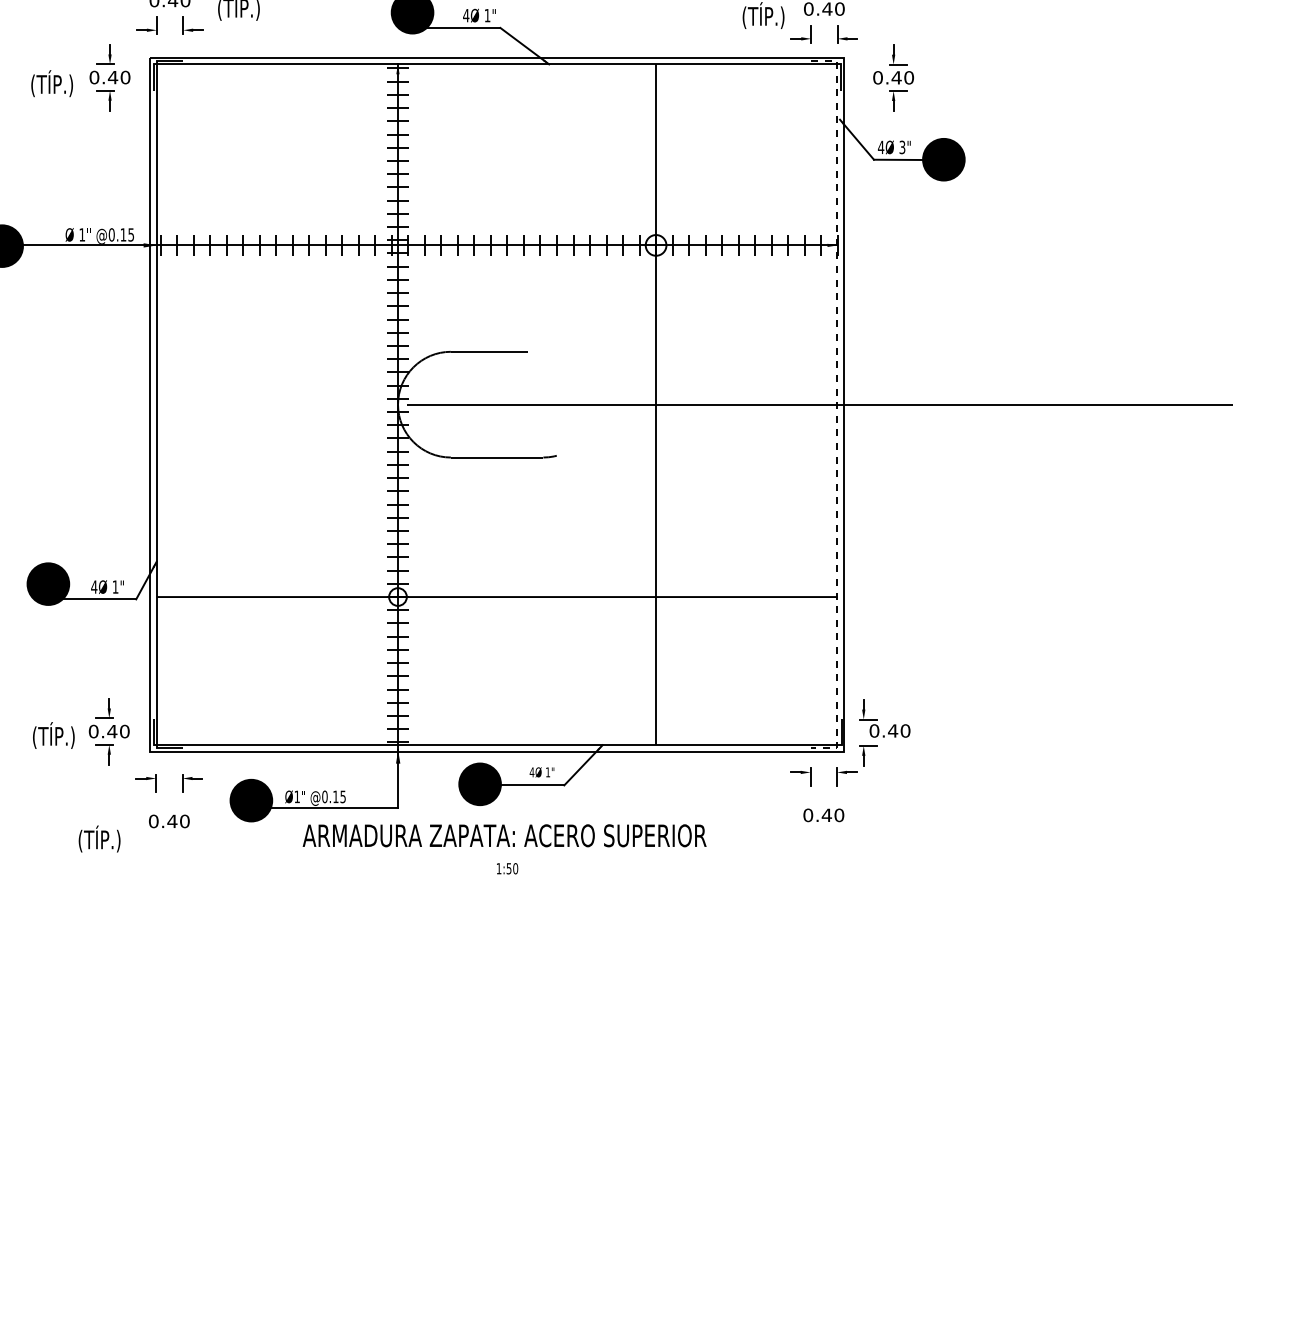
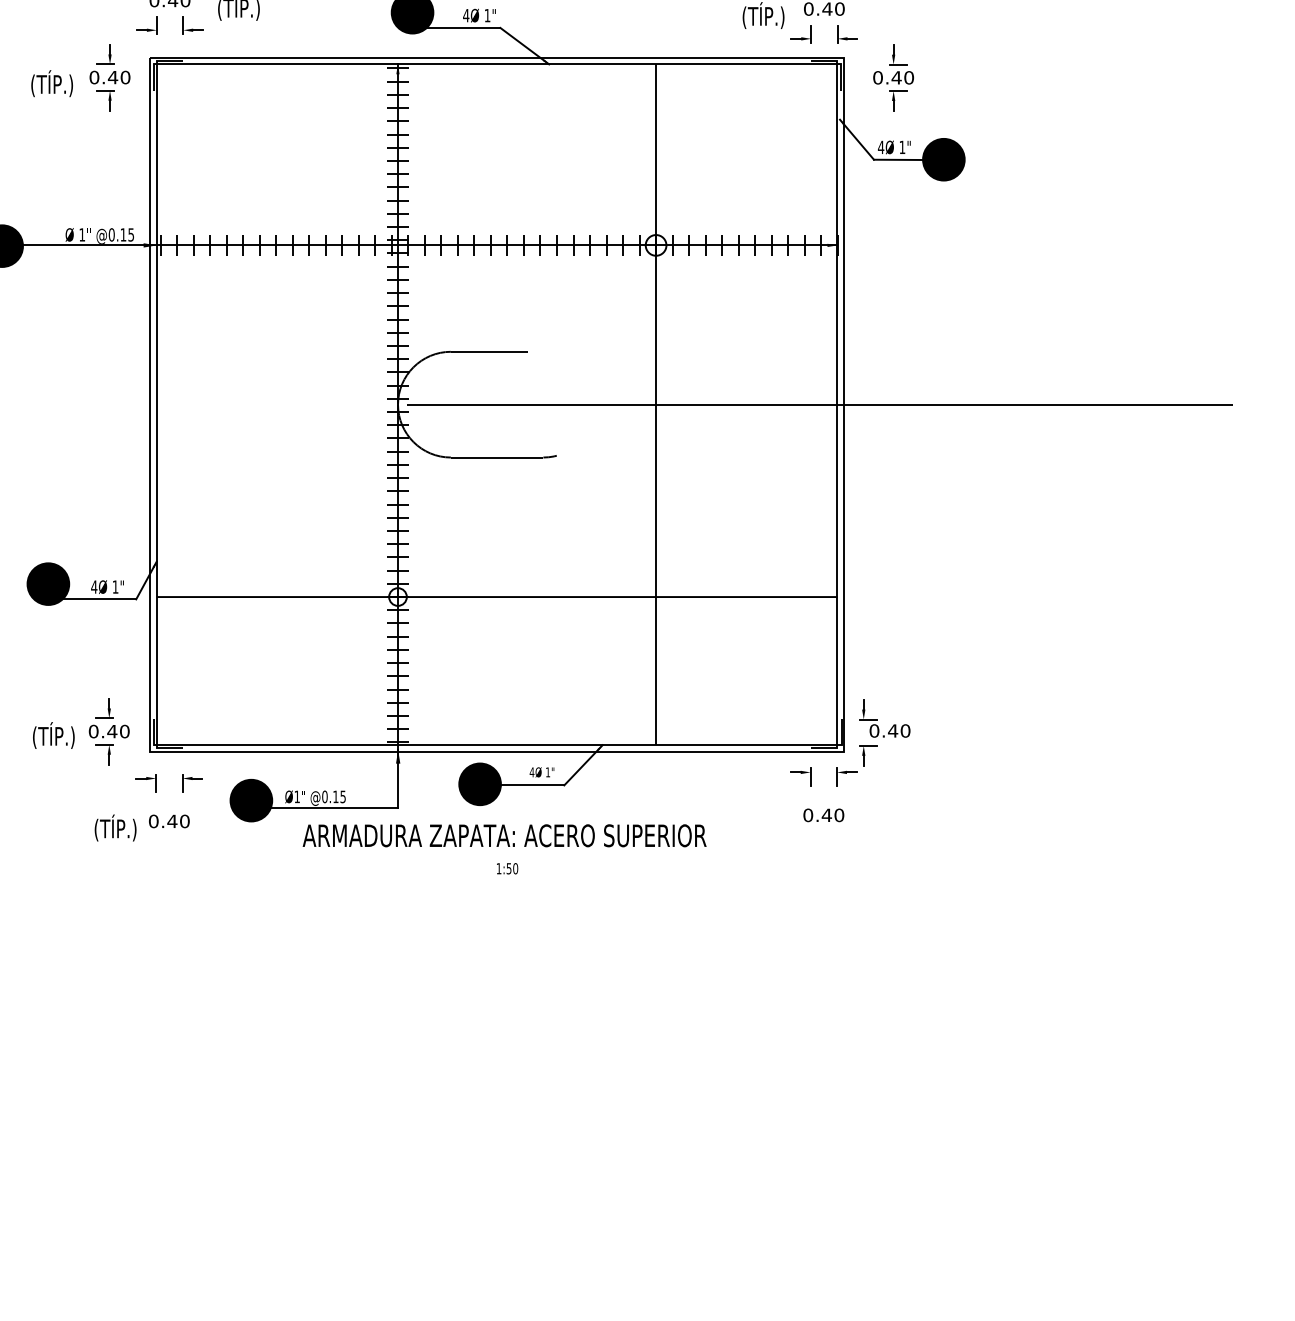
text: 3" -> 1" (902, 147)
line: dashed -> solid (837, 405)
text position: (99, 838) -> (115, 827) (115, 827)
